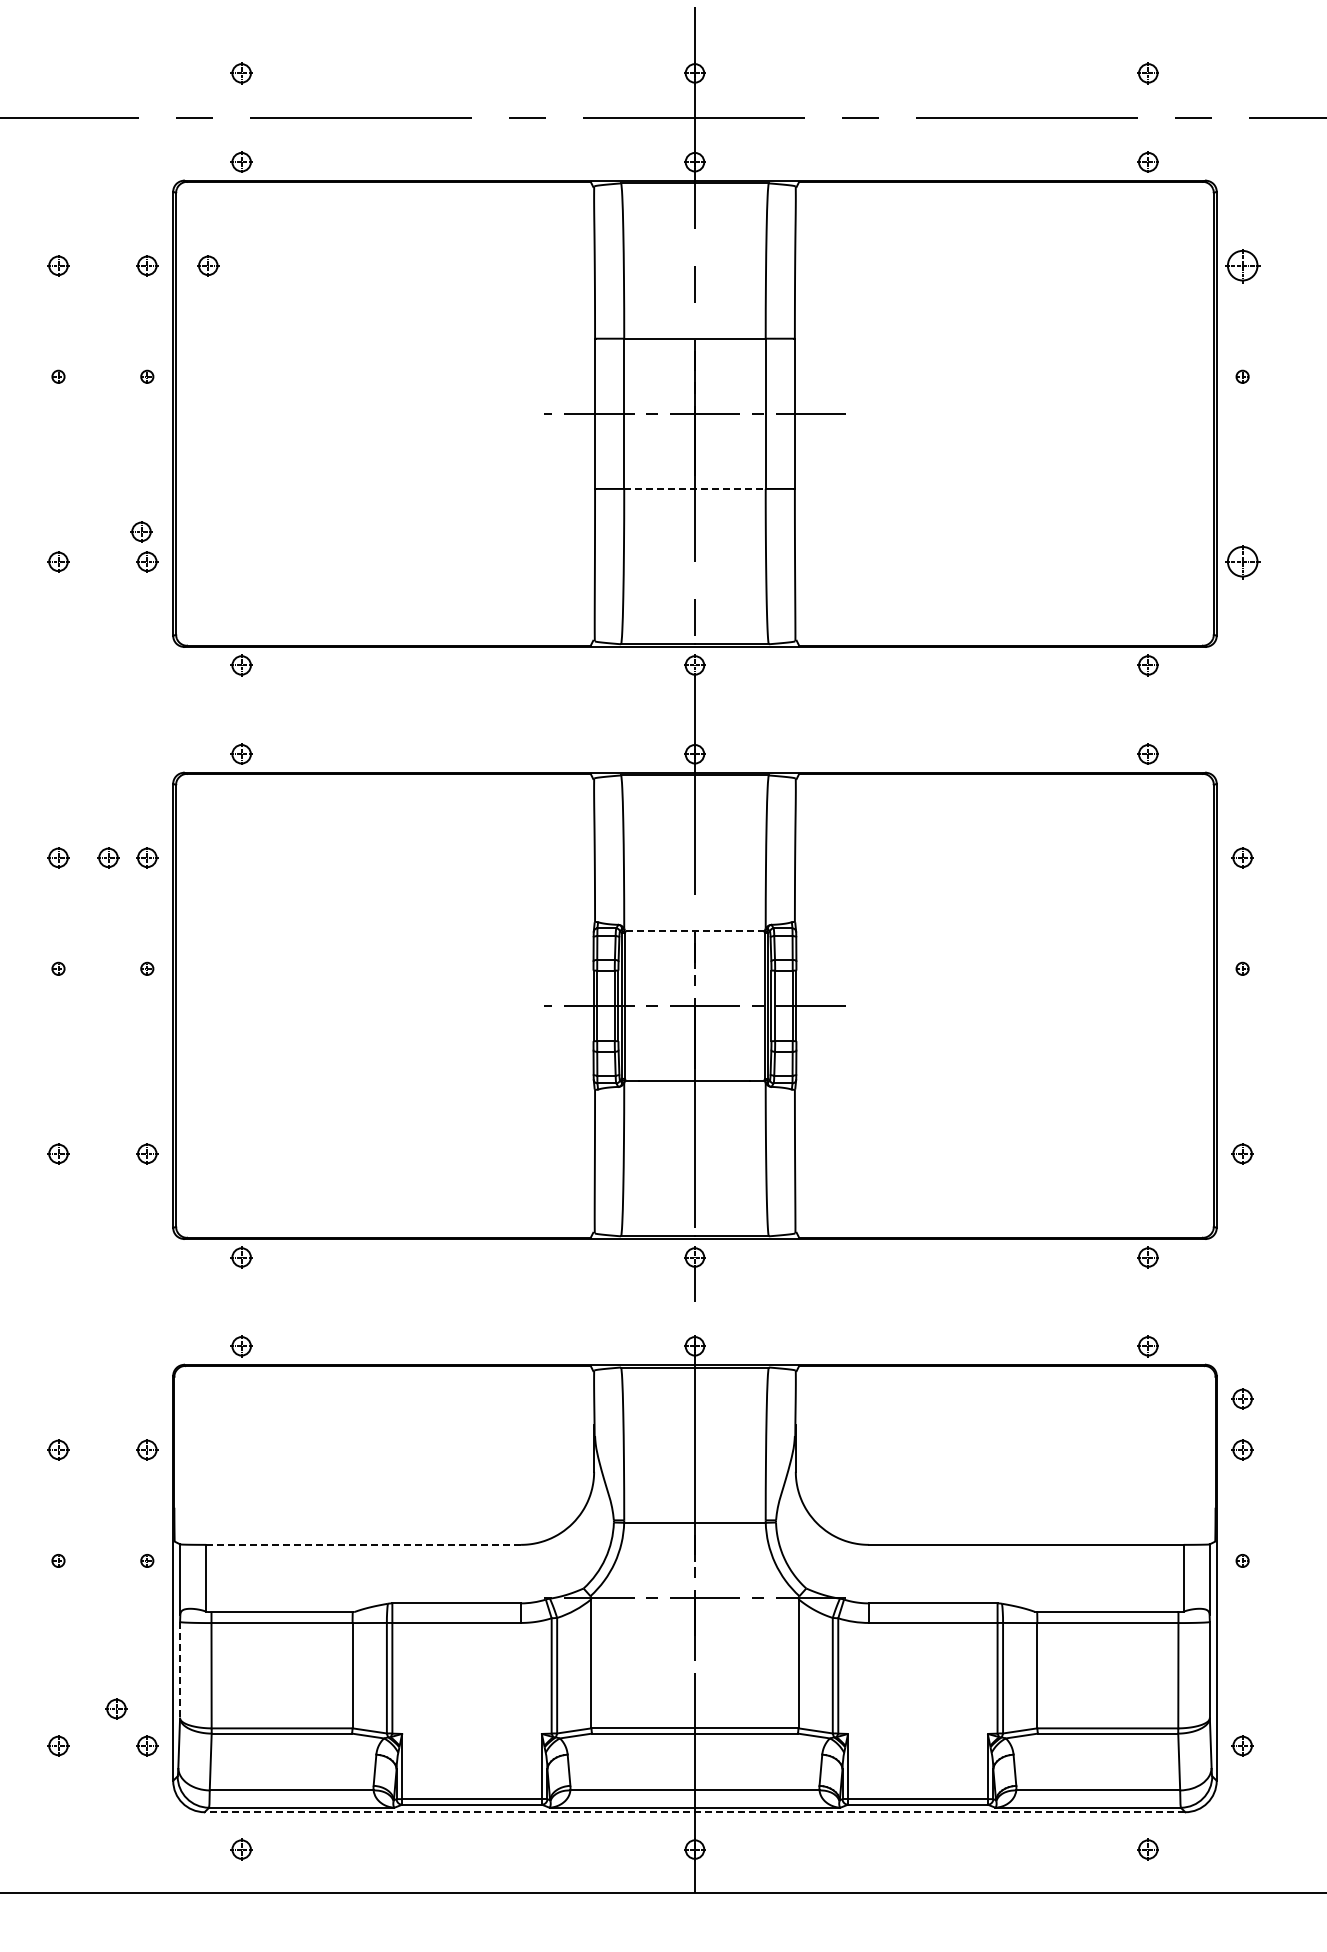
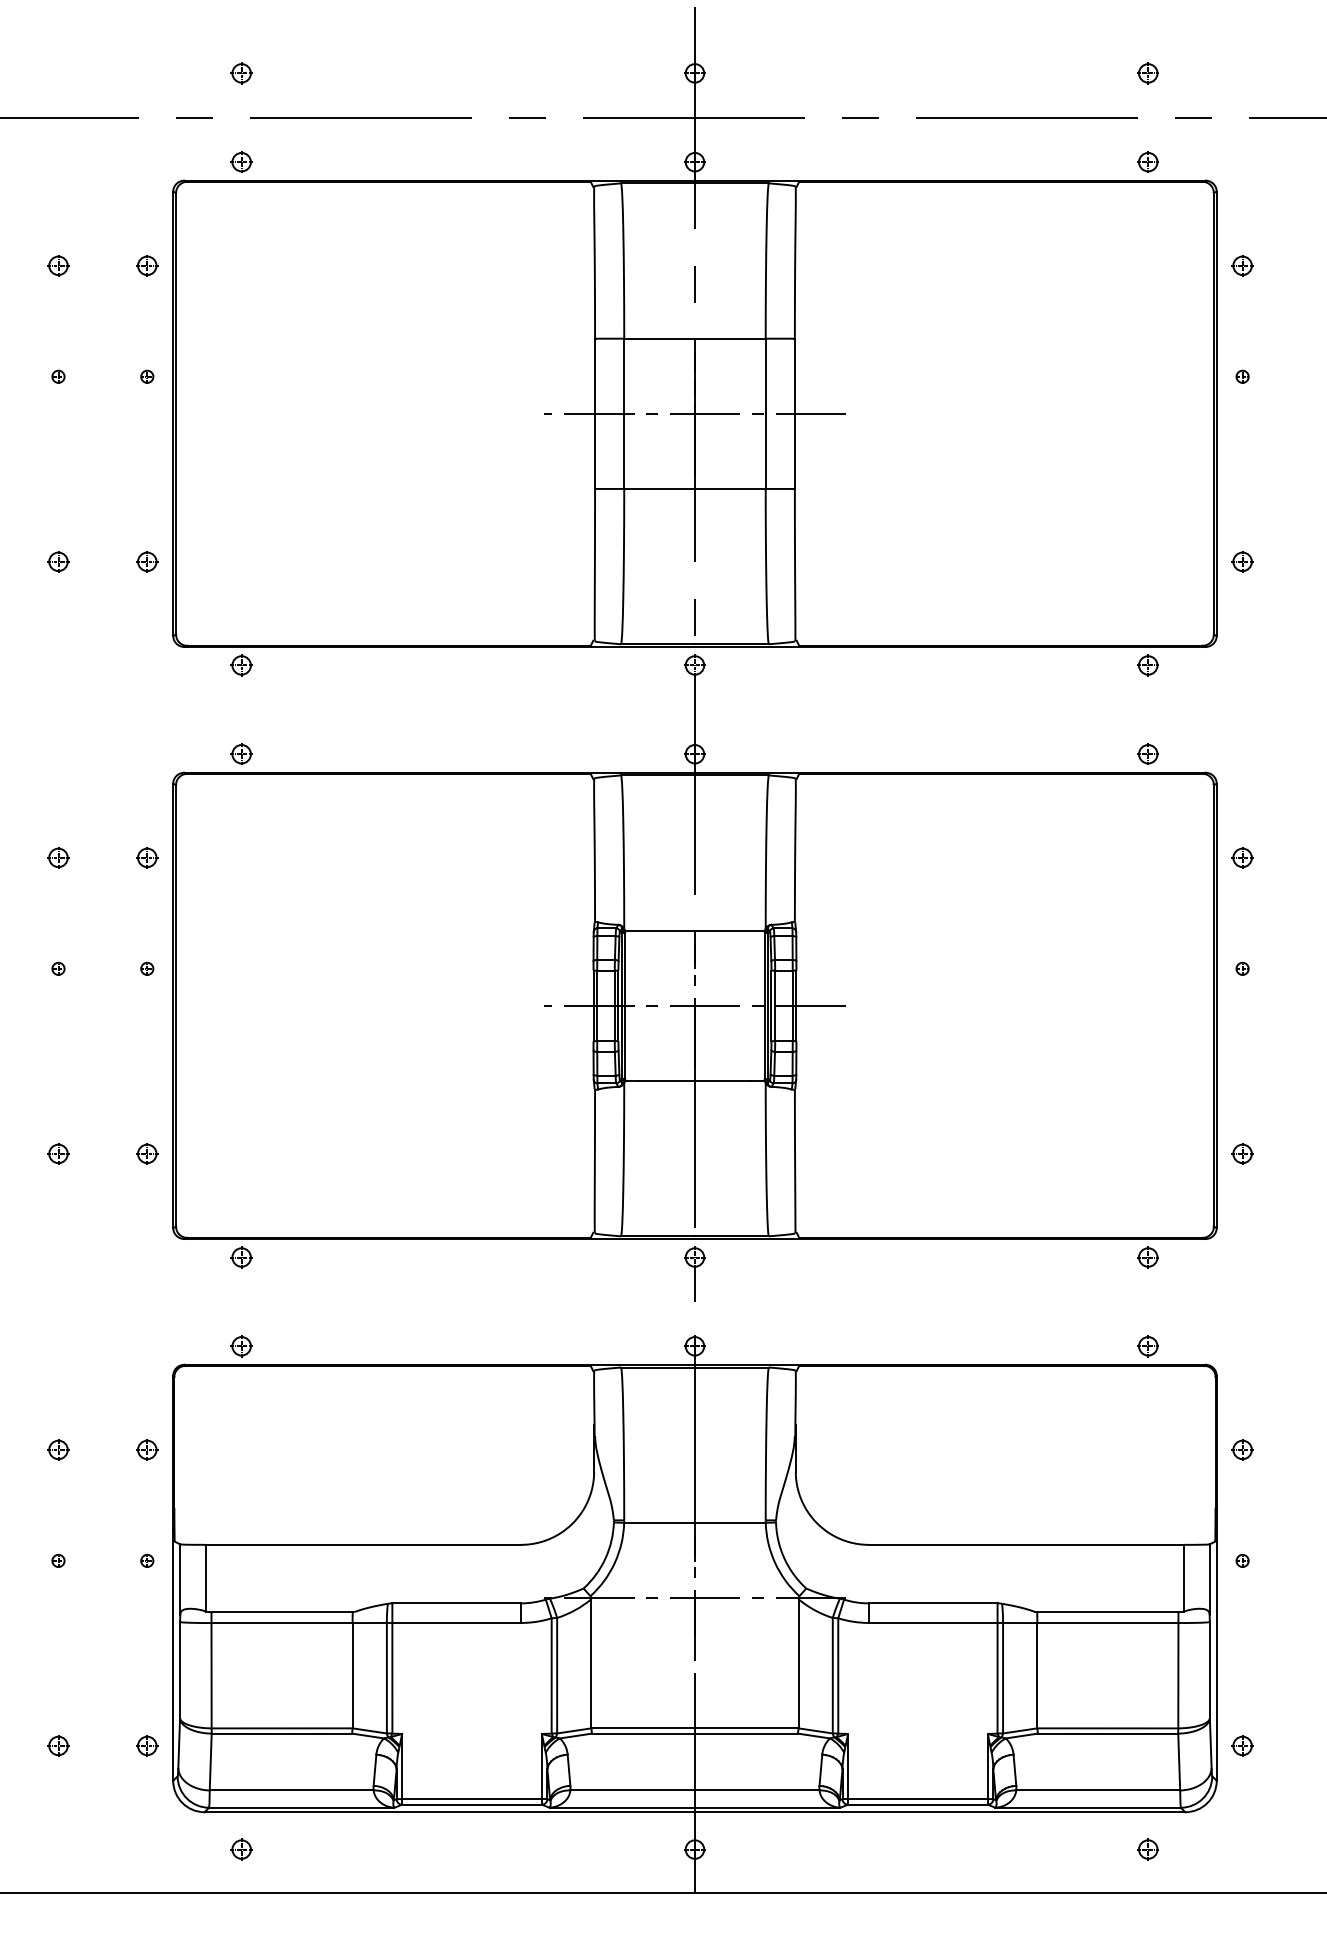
part: present -> none (208, 265)
part size: 36x35 px -> 23x22 px (1242, 265)
line: dashed -> solid (694, 488)
part: present -> none (141, 531)
part size: 36x35 px -> 23x22 px (1242, 561)
part: present -> none (108, 857)
line: dashed -> solid (694, 930)
part: present -> none (1242, 1398)
line: dashed -> solid (363, 1544)
line: dashed -> solid (180, 1670)
part: present -> none (116, 1708)
line: dashed -> solid (694, 1812)
